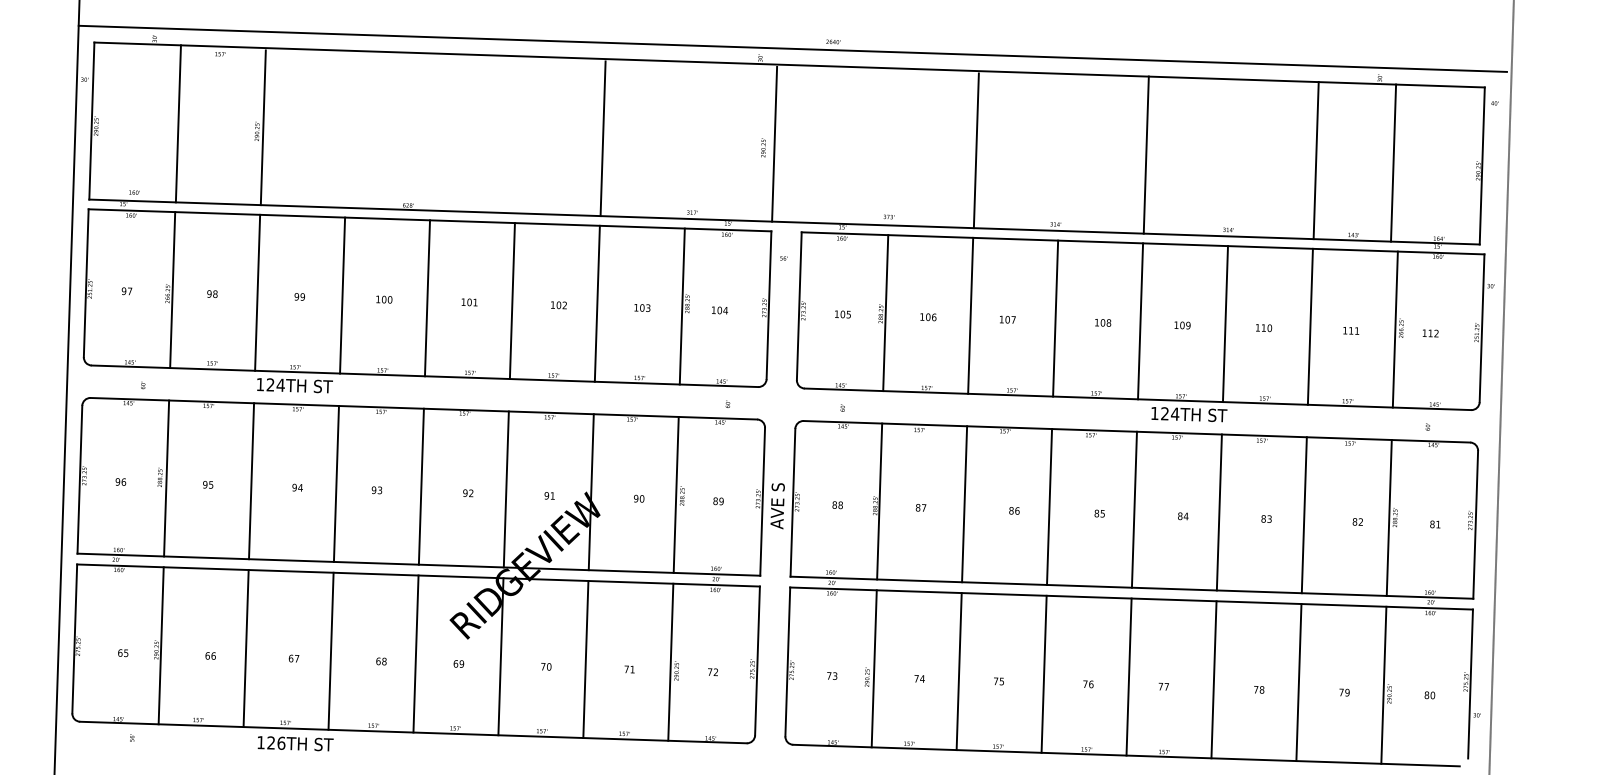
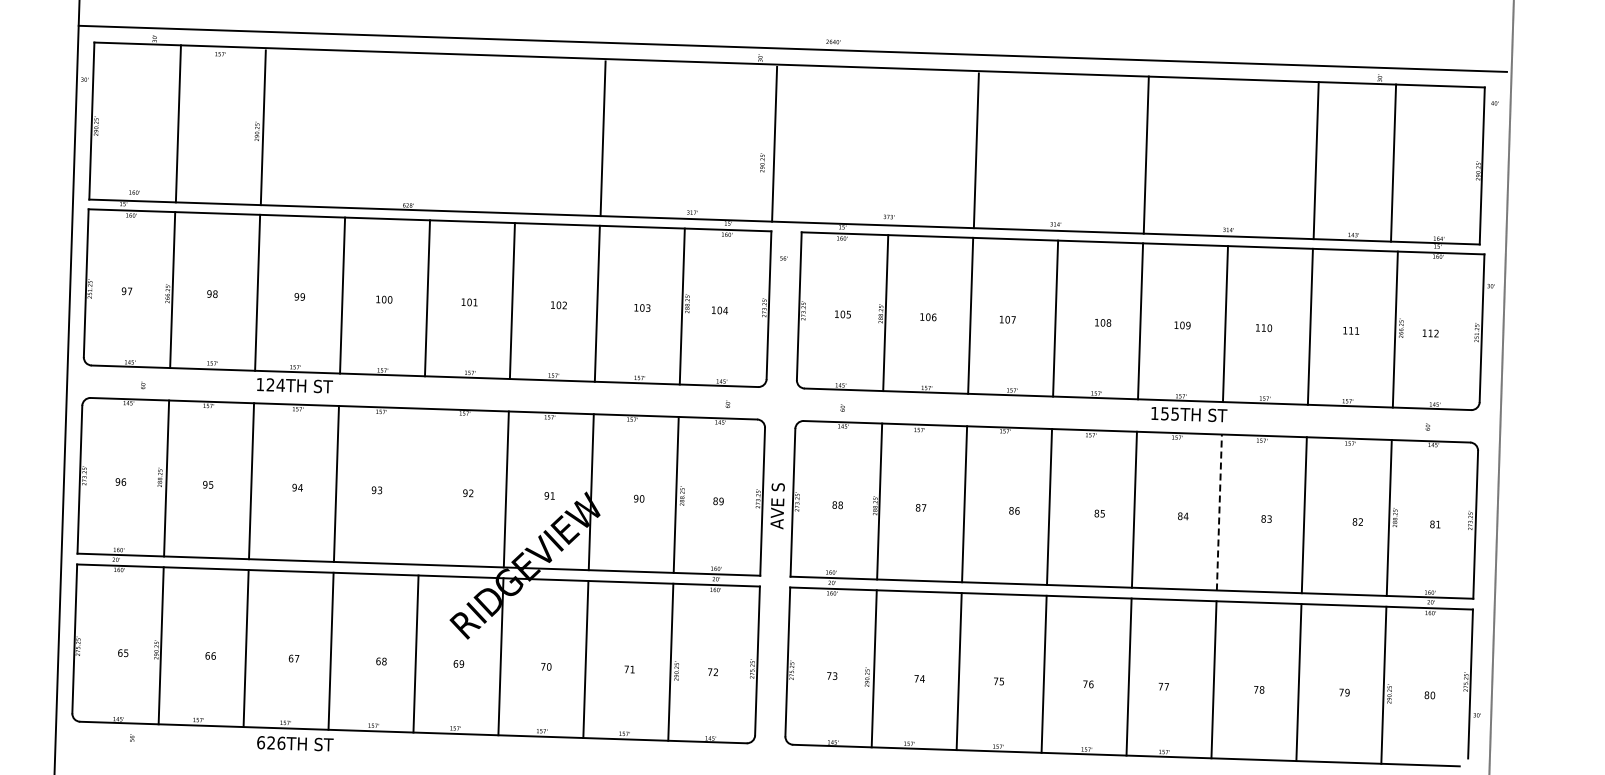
text position: (763, 147) -> (762, 162) (762, 162)
text: 124TH -> 155TH (1170, 413)
line: present -> none (420, 486)
line: solid -> dashed (1219, 512)
text: 126TH -> 626TH (261, 742)
